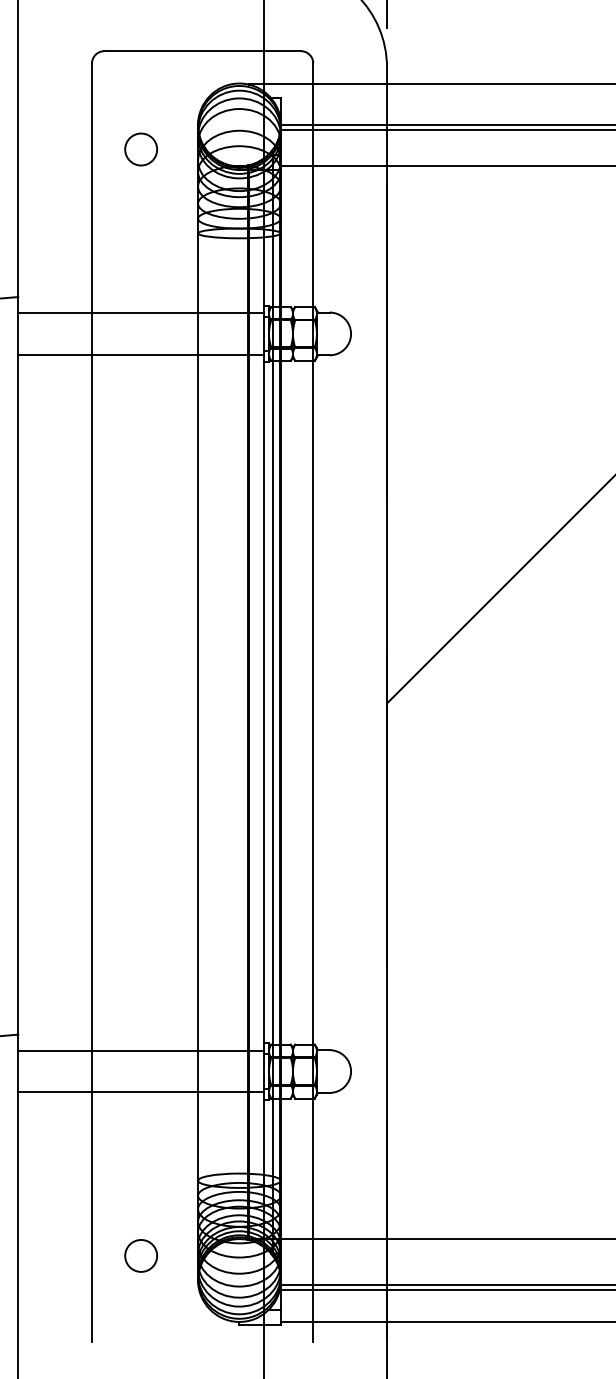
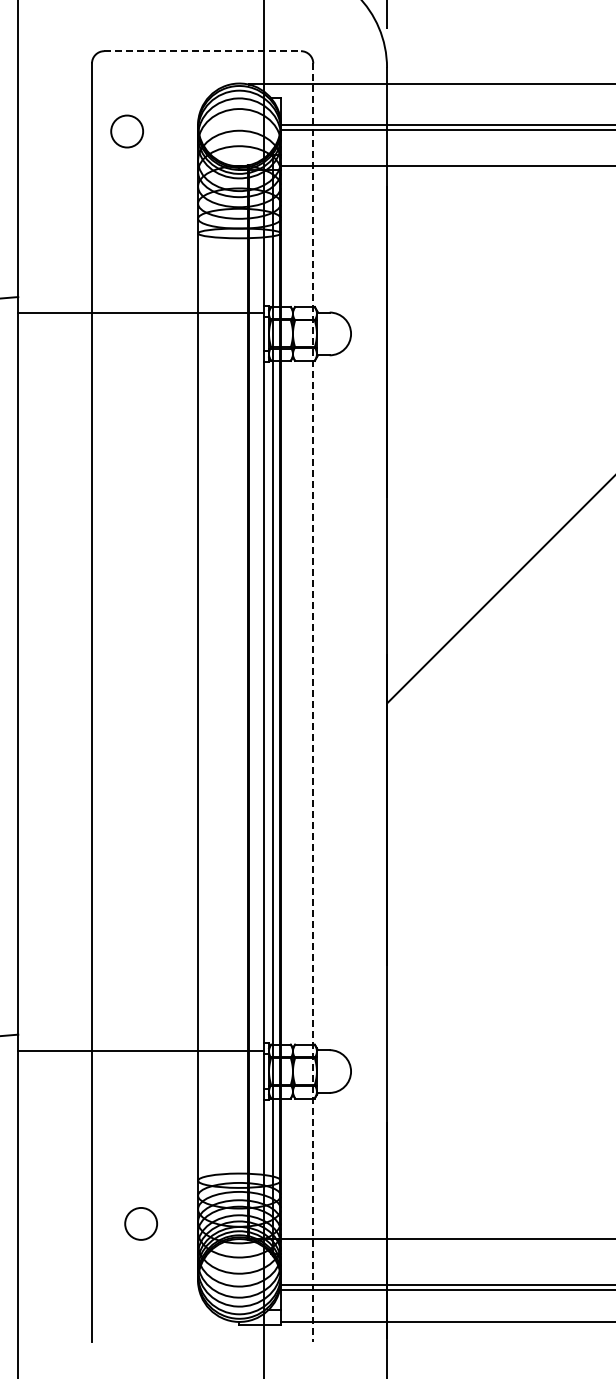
line: solid -> dashed (203, 51)
circle position: (140, 149) -> (126, 131) (126, 131)
line: present -> none (141, 354)
line: solid -> dashed (313, 703)
line: present -> none (141, 1092)
circle position: (140, 1255) -> (140, 1223) (140, 1223)
